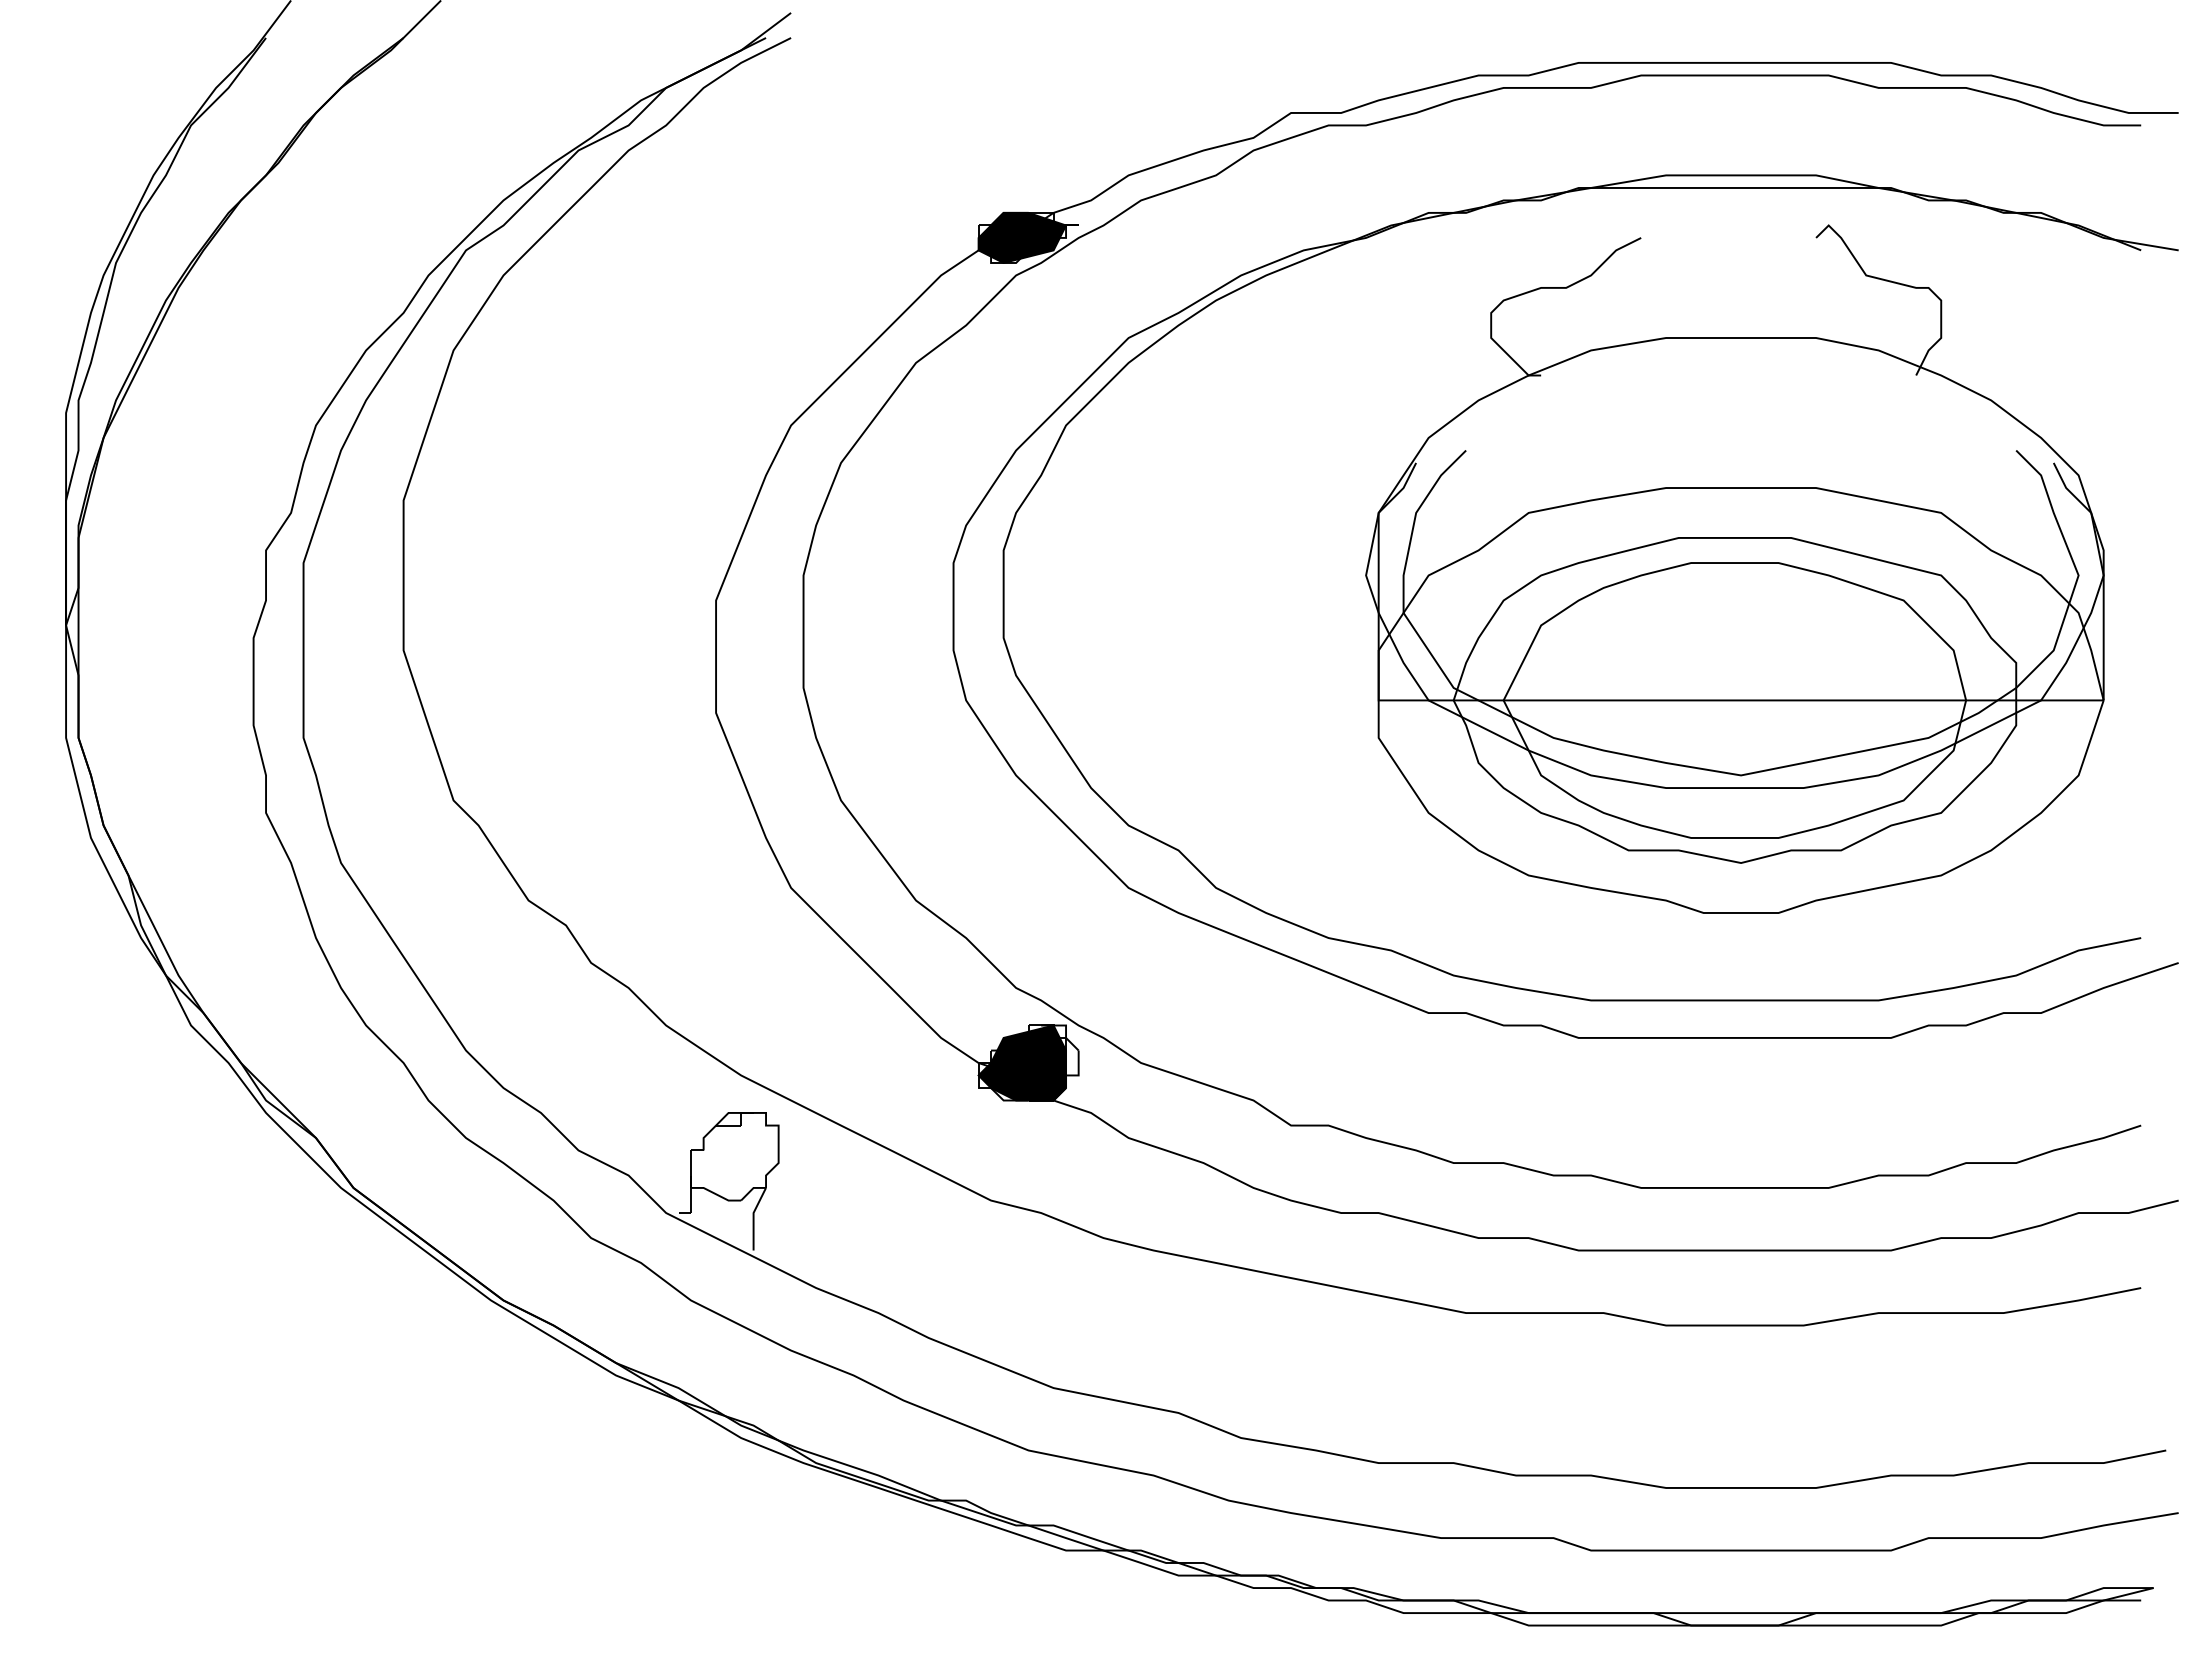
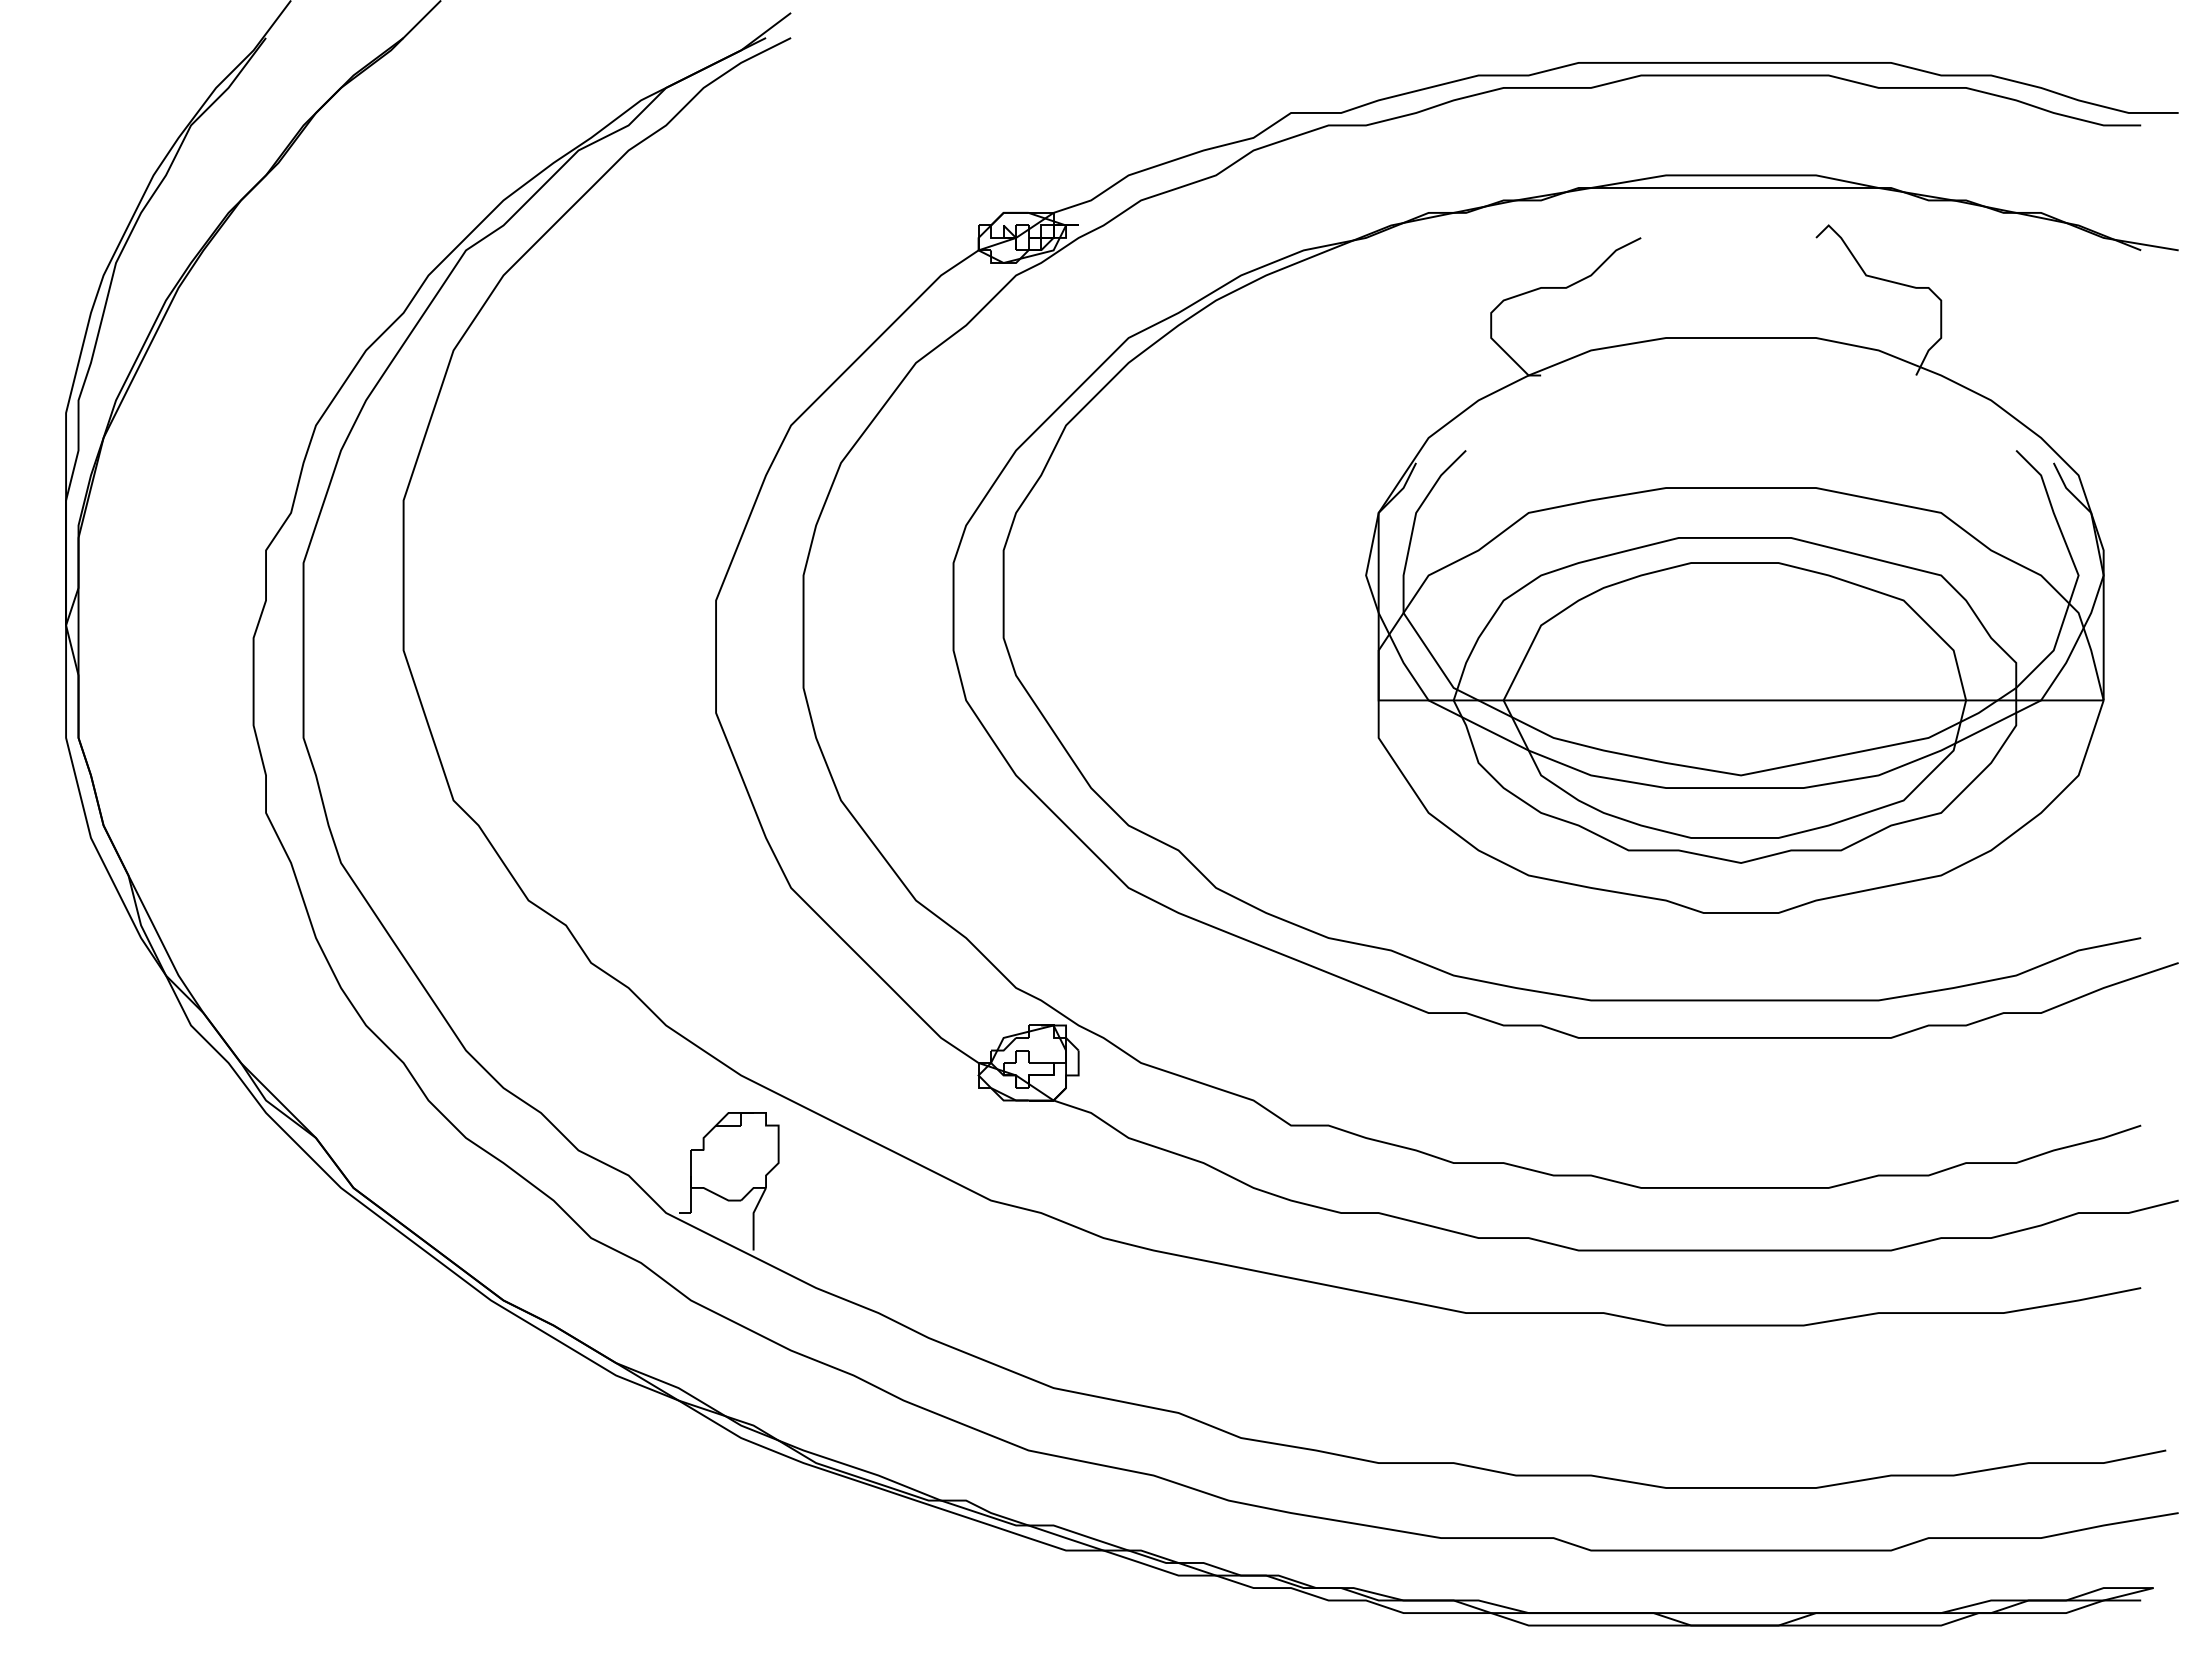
fill: present -> none (1022, 237)
fill: present -> none (1022, 1062)
